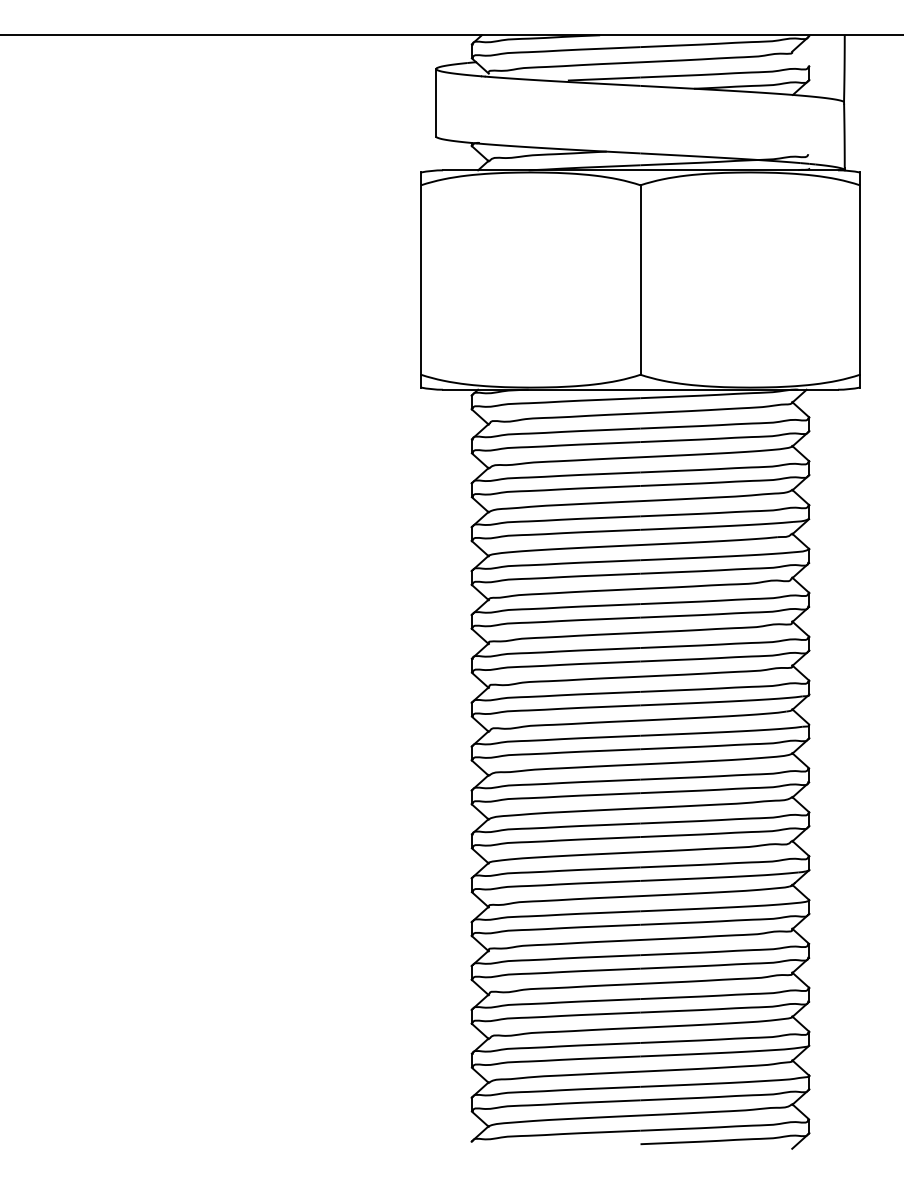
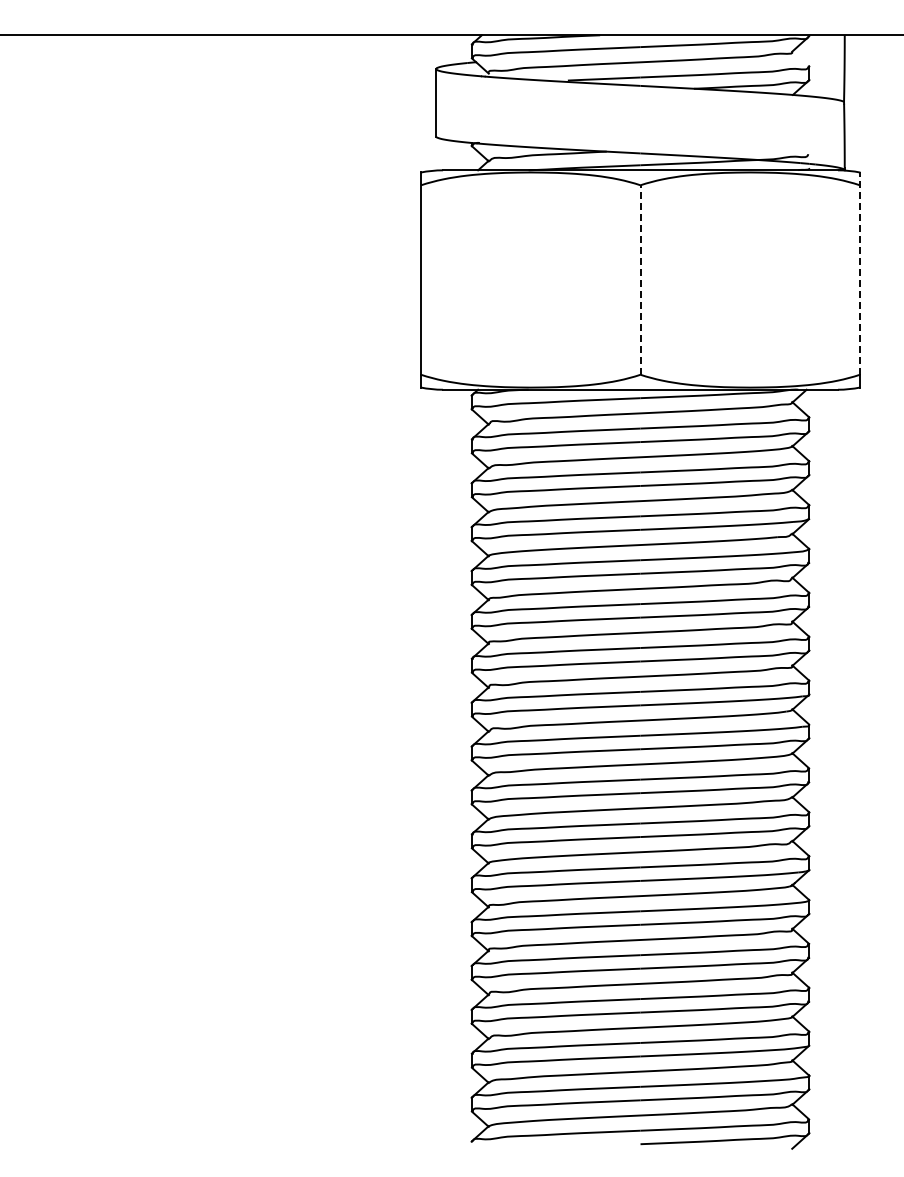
line: solid -> dashed (859, 273)
line: solid -> dashed (640, 280)
